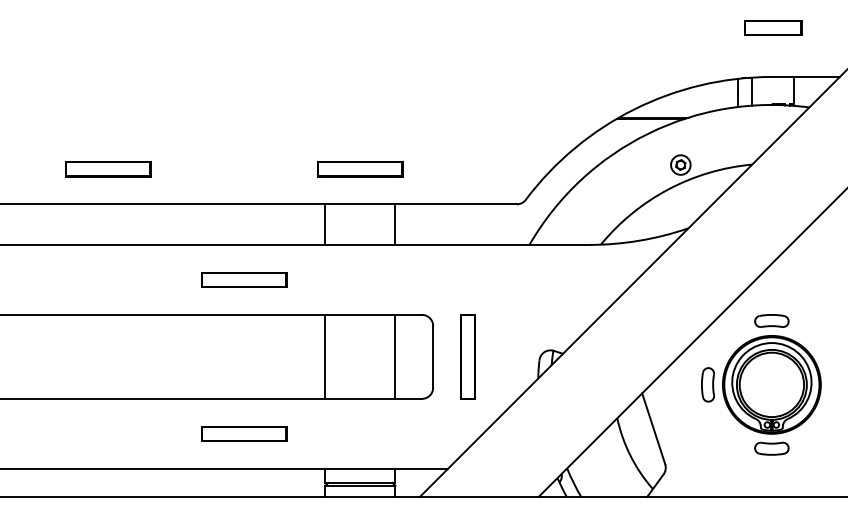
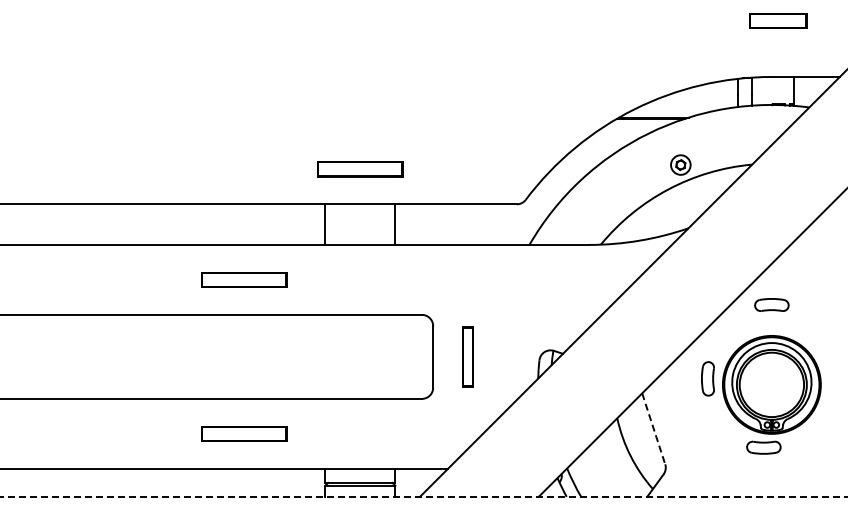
part position: (773, 27) -> (778, 20) (778, 20)
part: present -> none (108, 169)
part position: (771, 320) -> (771, 304) (771, 304)
line: present -> none (325, 356)
line: present -> none (395, 356)
part size: 16x86 px -> 12x62 px (467, 356)
part position: (707, 384) -> (707, 378) (707, 378)
line: solid -> dashed (653, 429)
part position: (771, 448) -> (763, 447) (763, 447)
line: solid -> dashed (424, 496)
